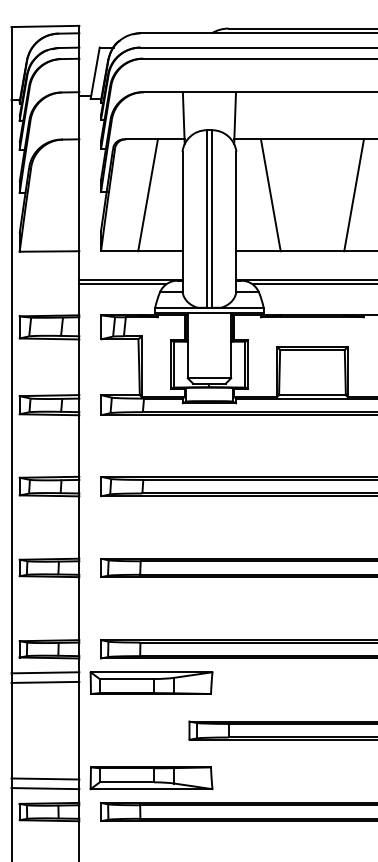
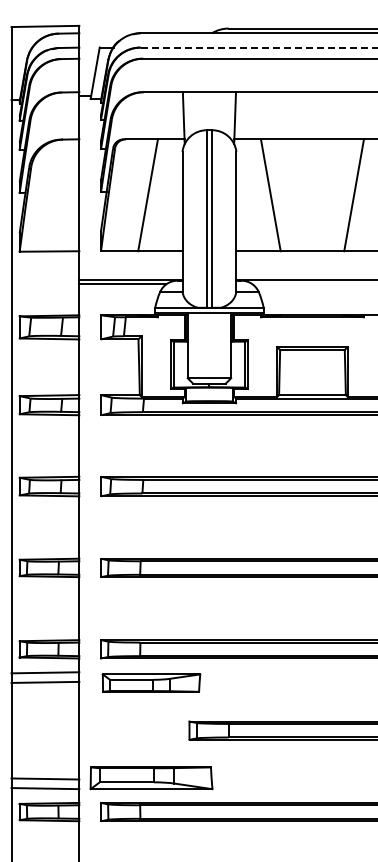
line: solid -> dashed (259, 47)
line: present -> none (313, 284)
part size: 125x24 px -> 101x20 px (151, 682)
